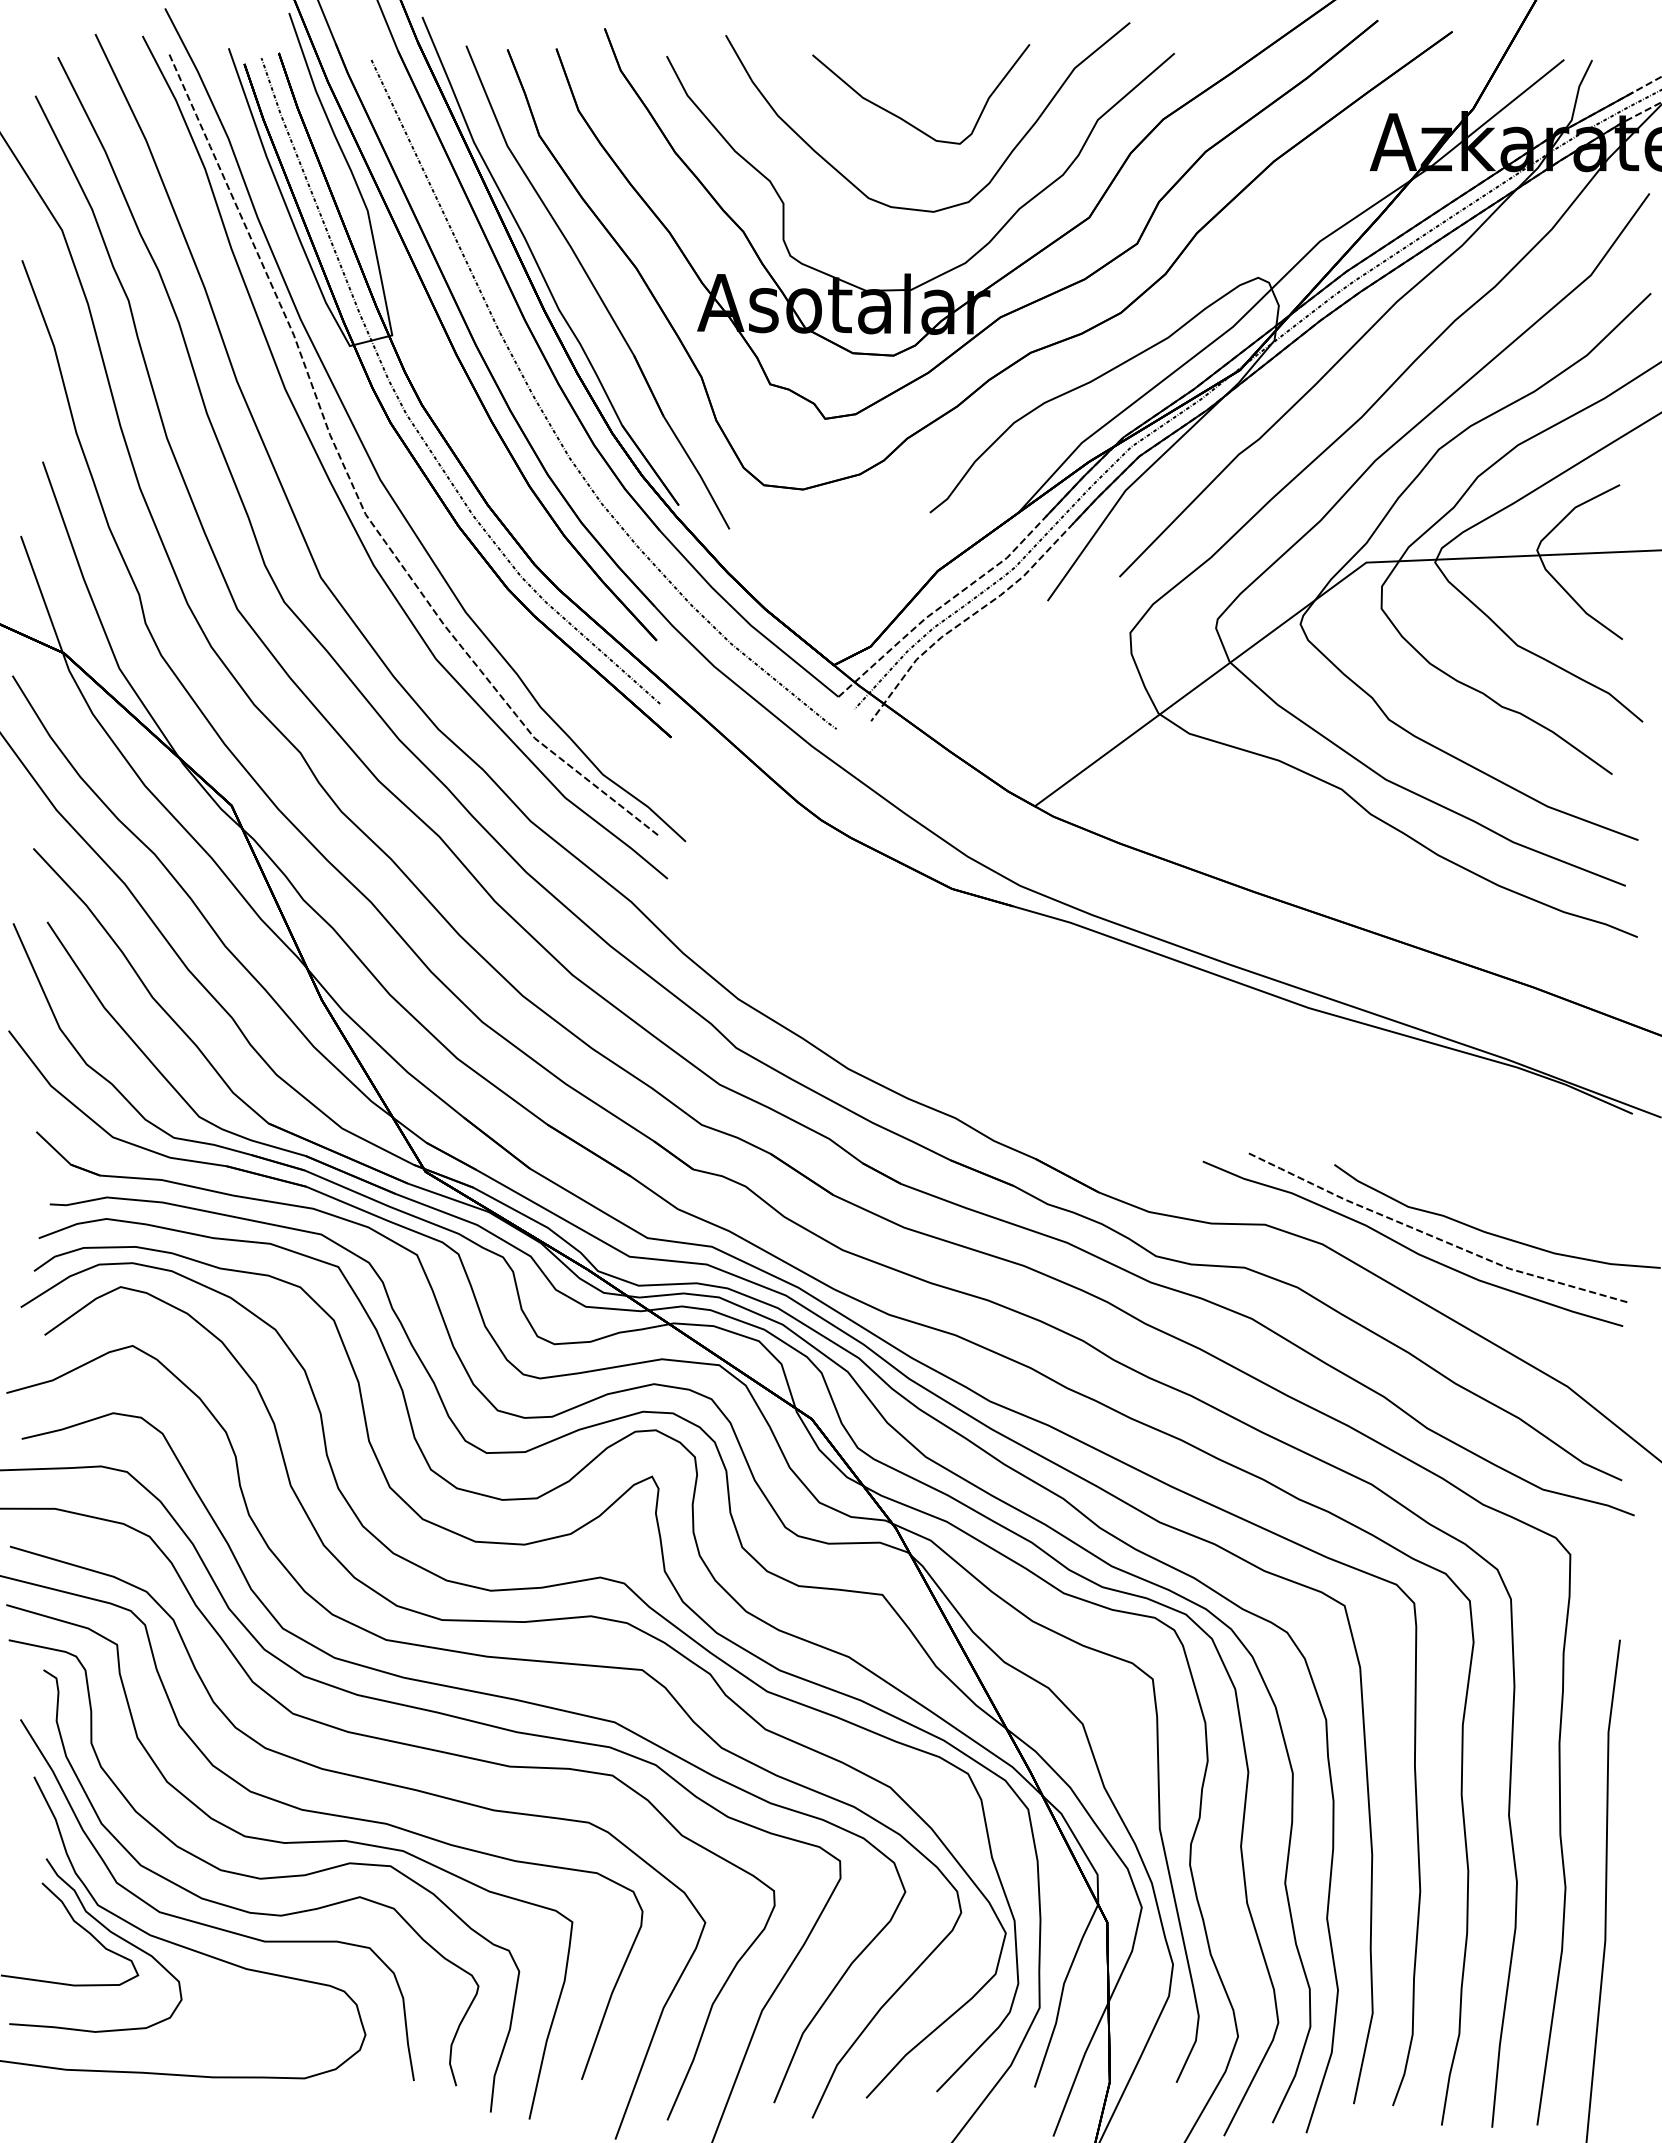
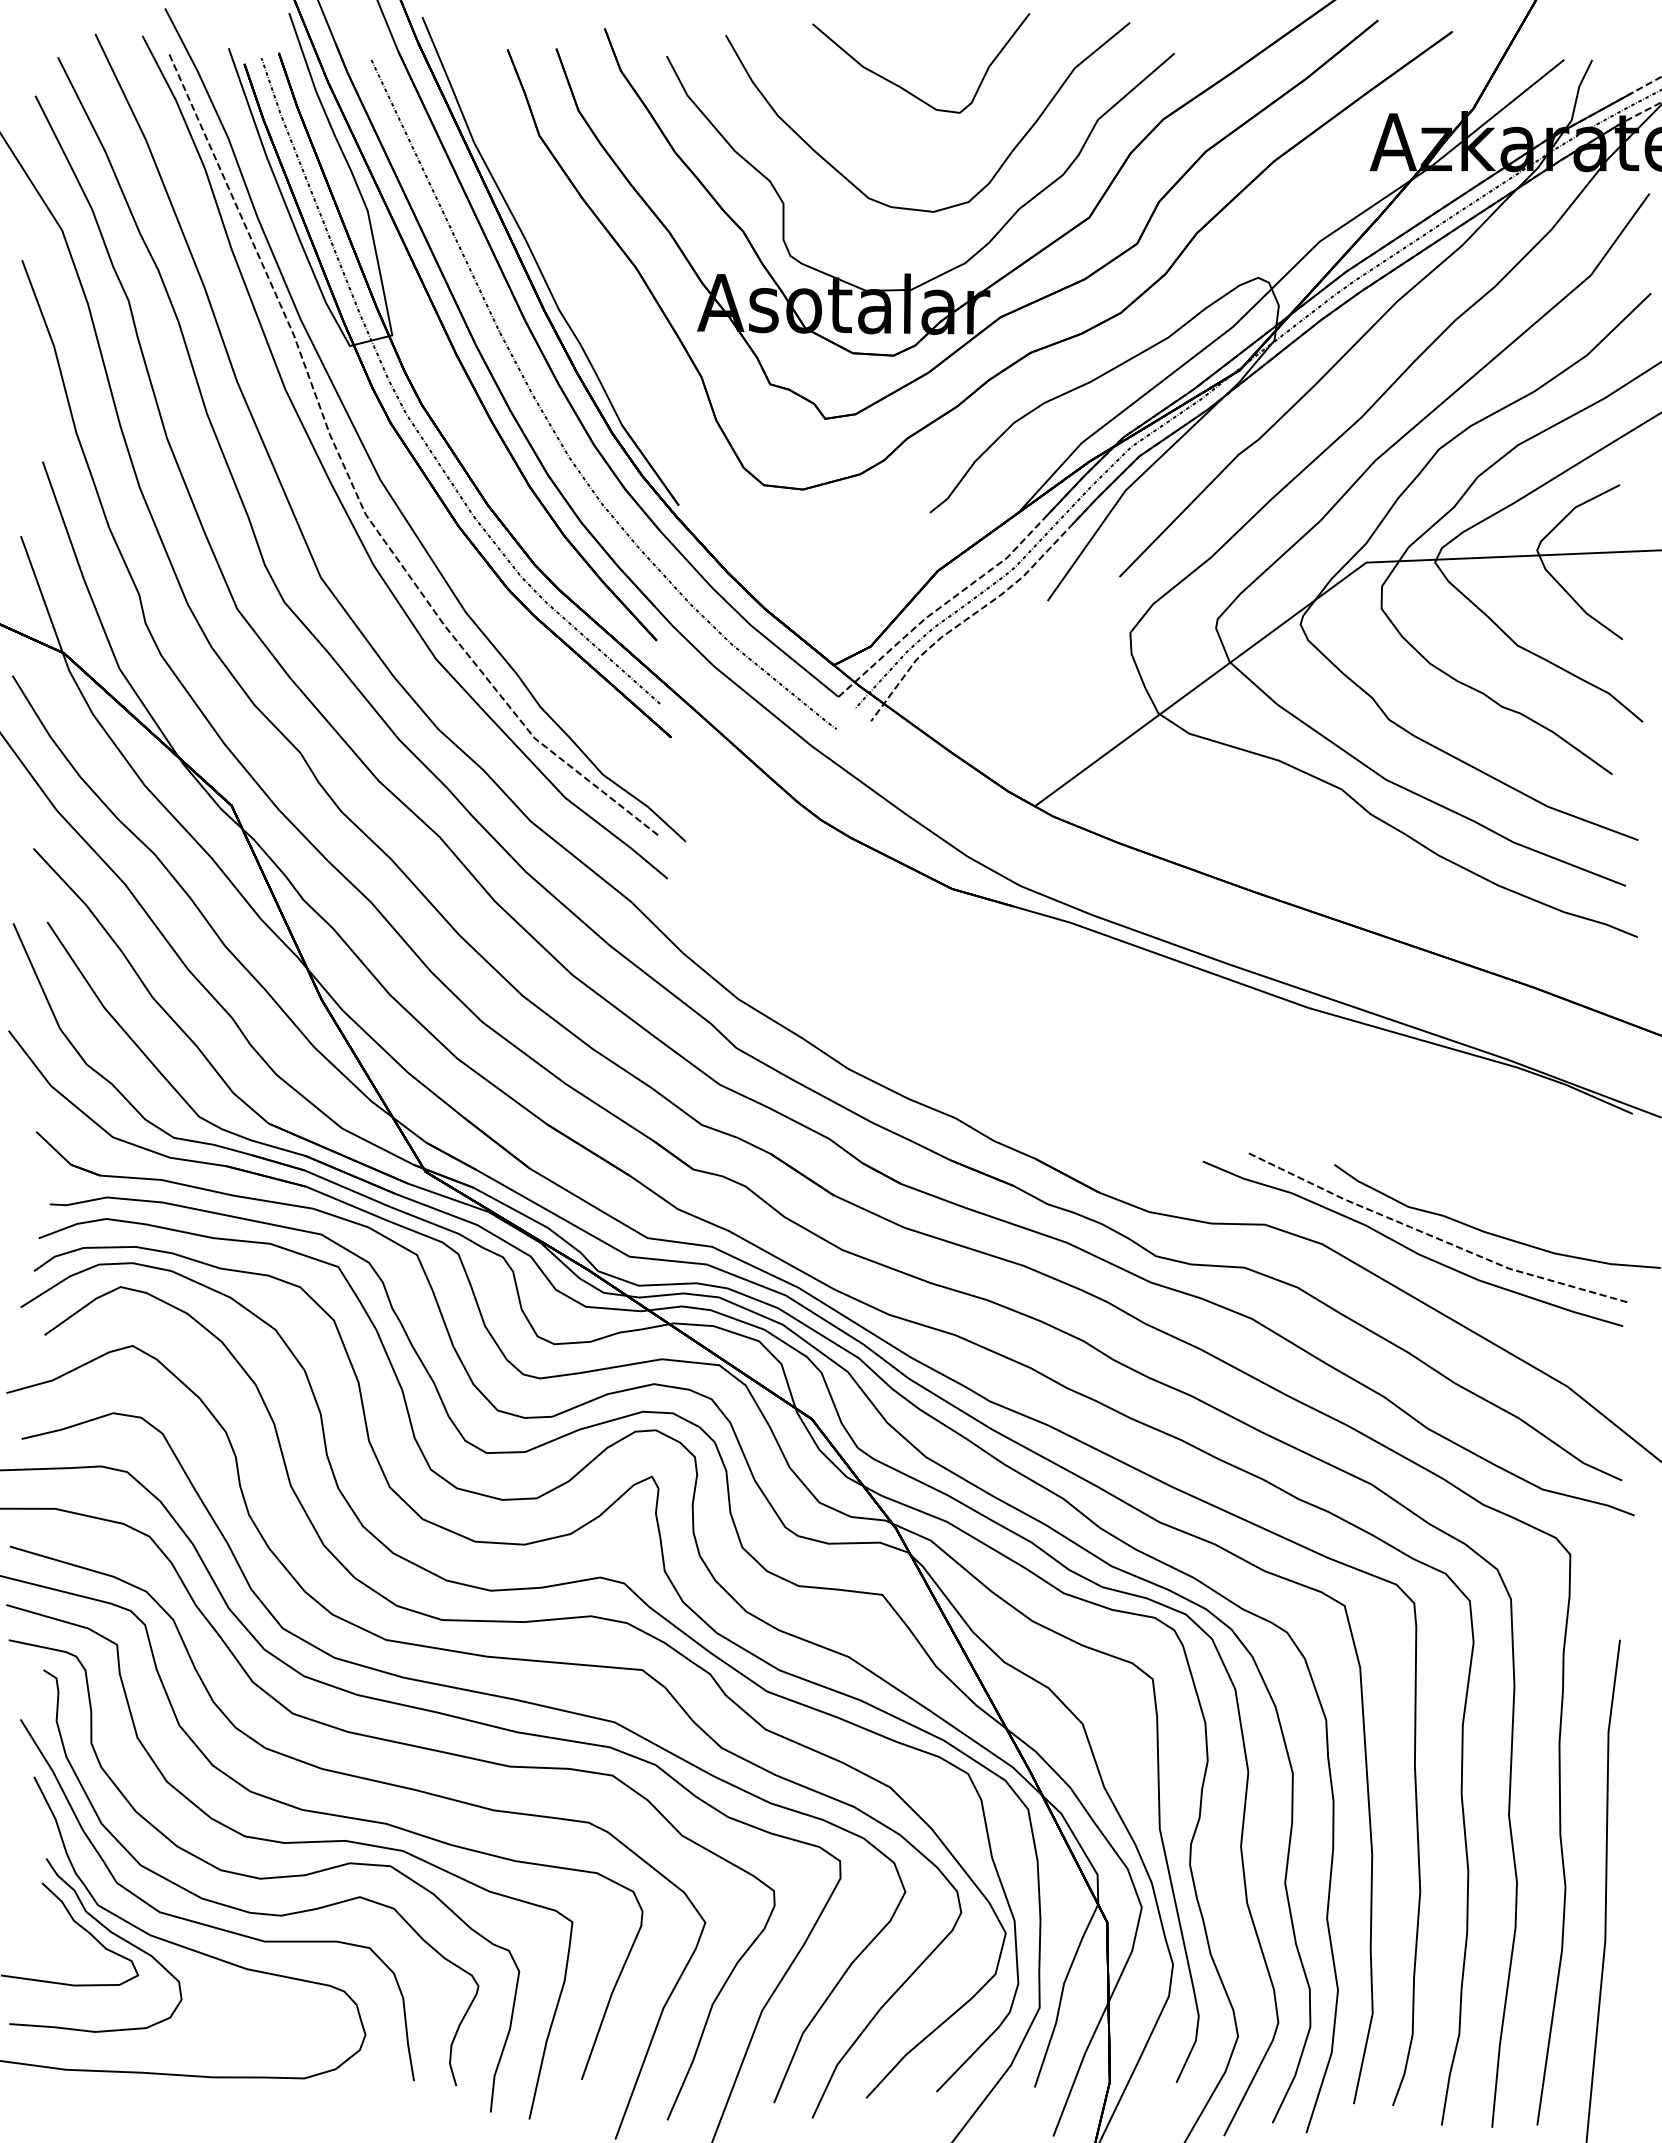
curve position: (904, 119) -> (904, 88) (904, 88)
part: present -> none (597, 287)
